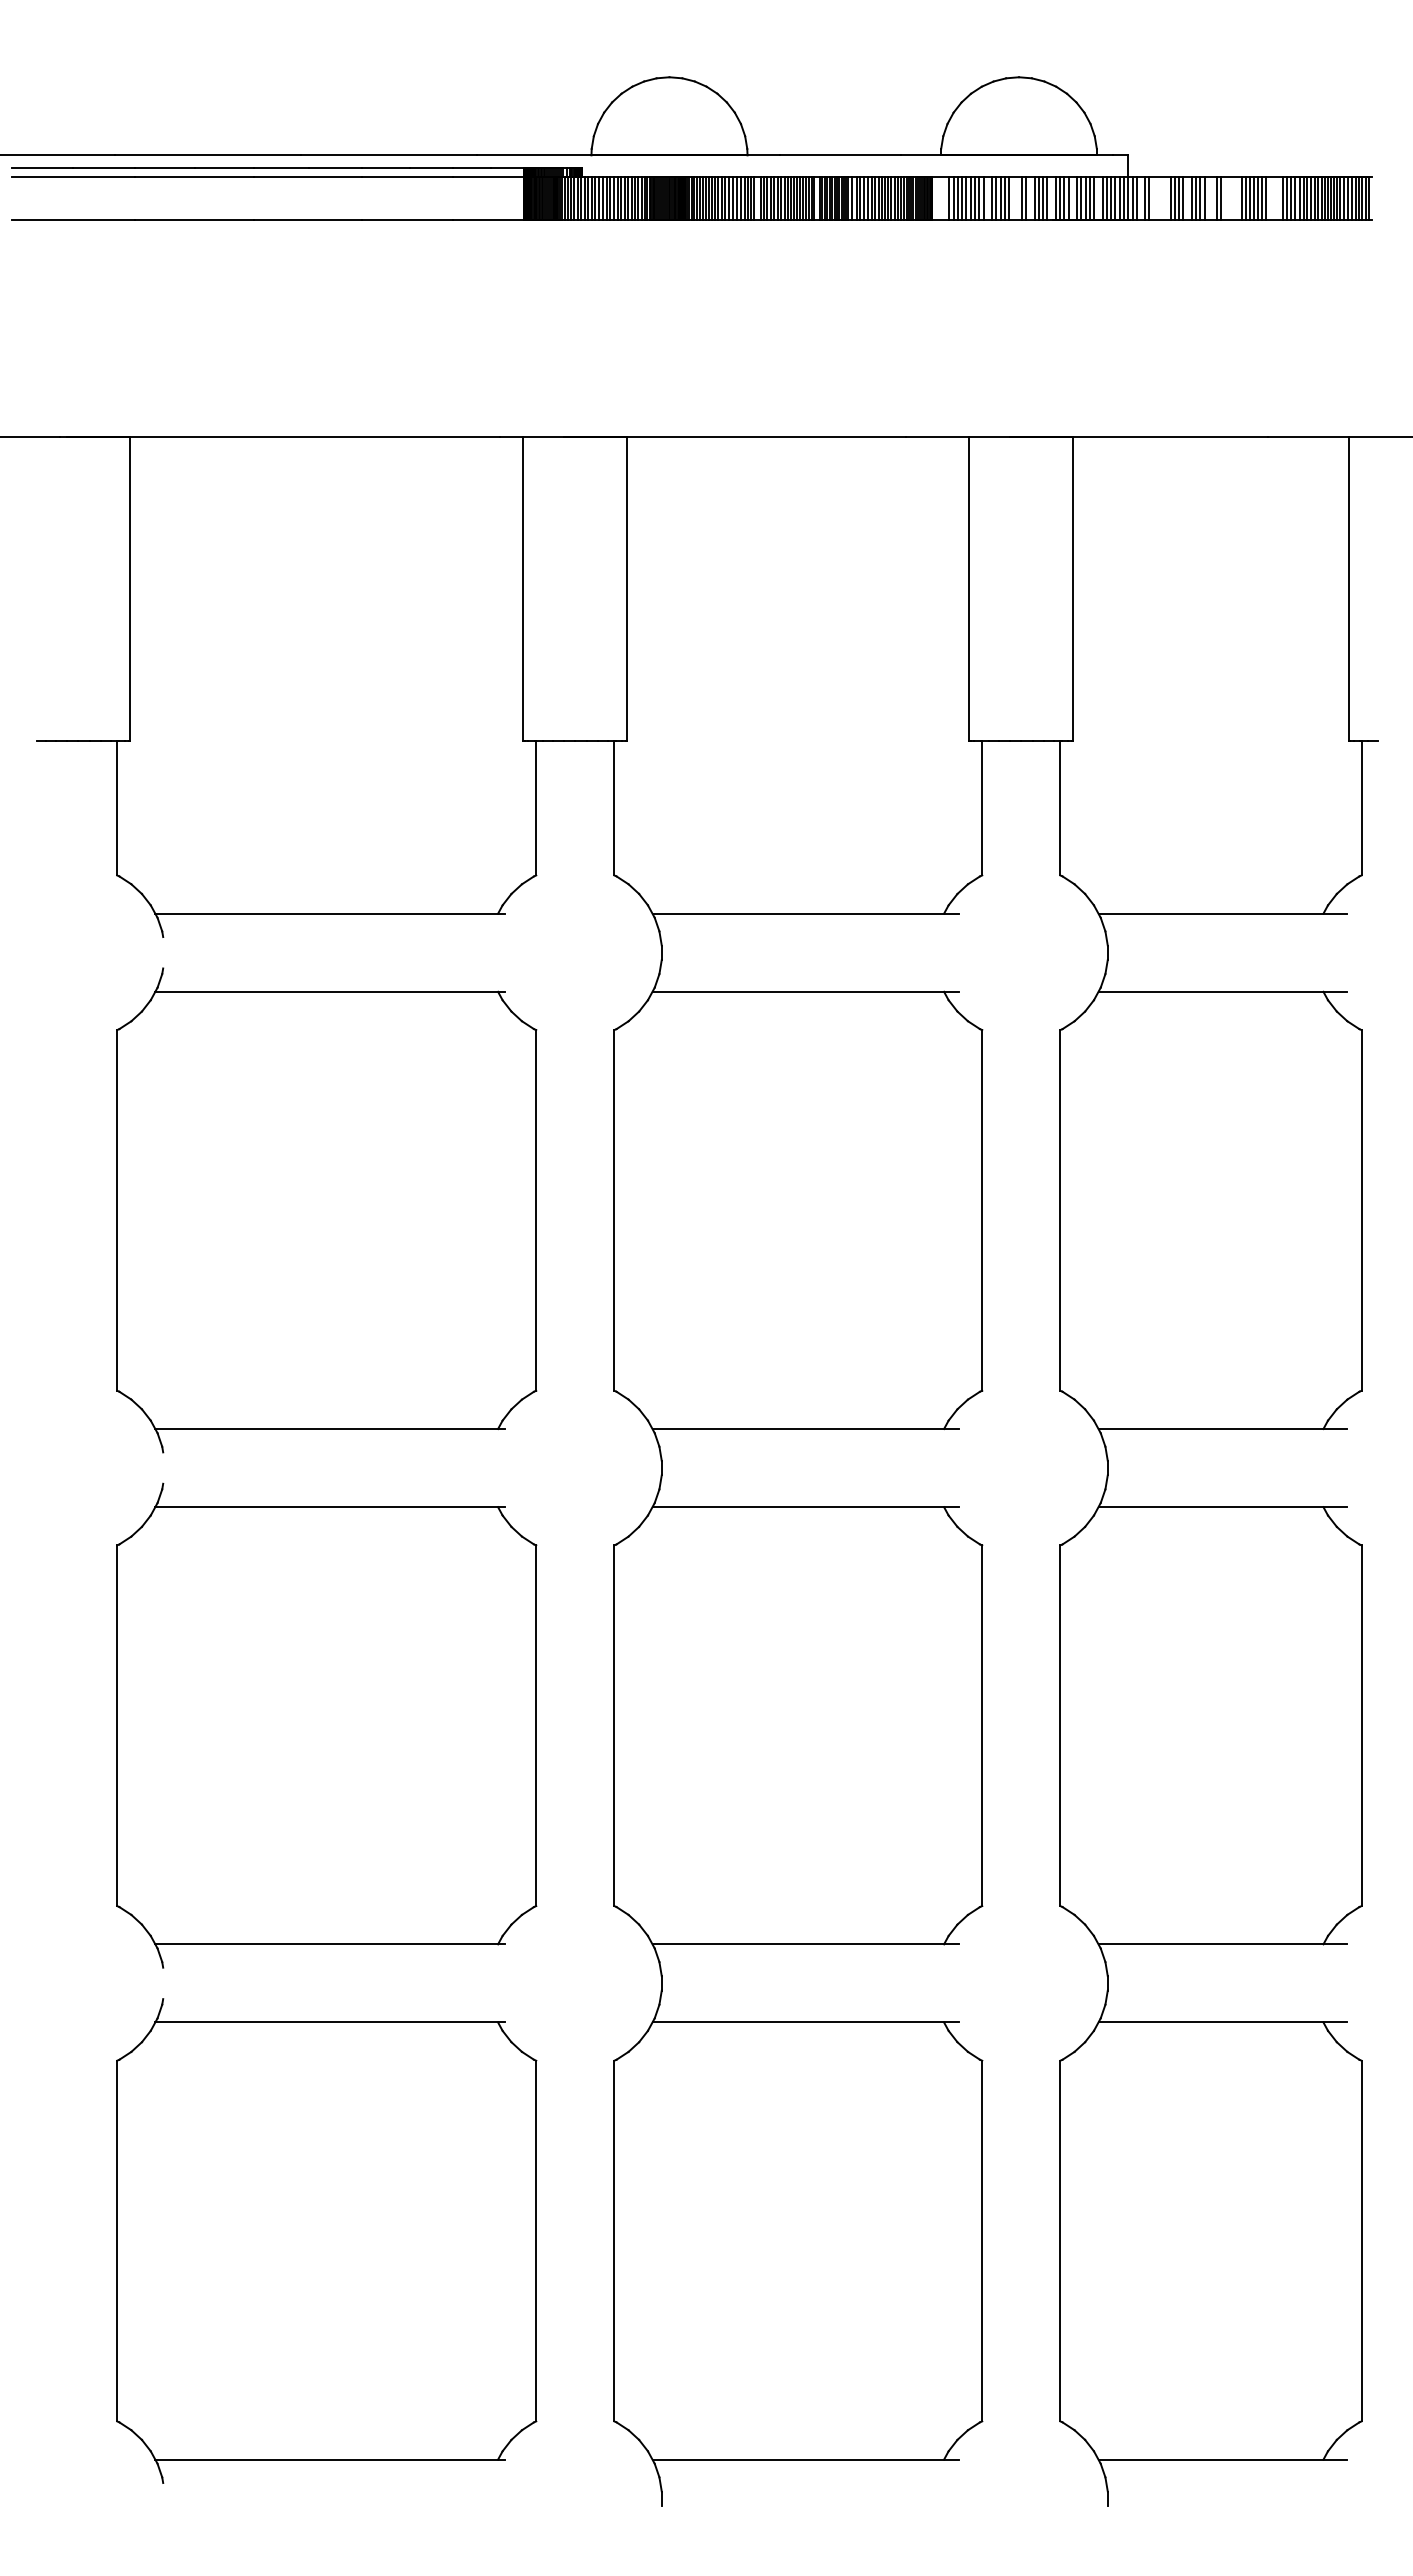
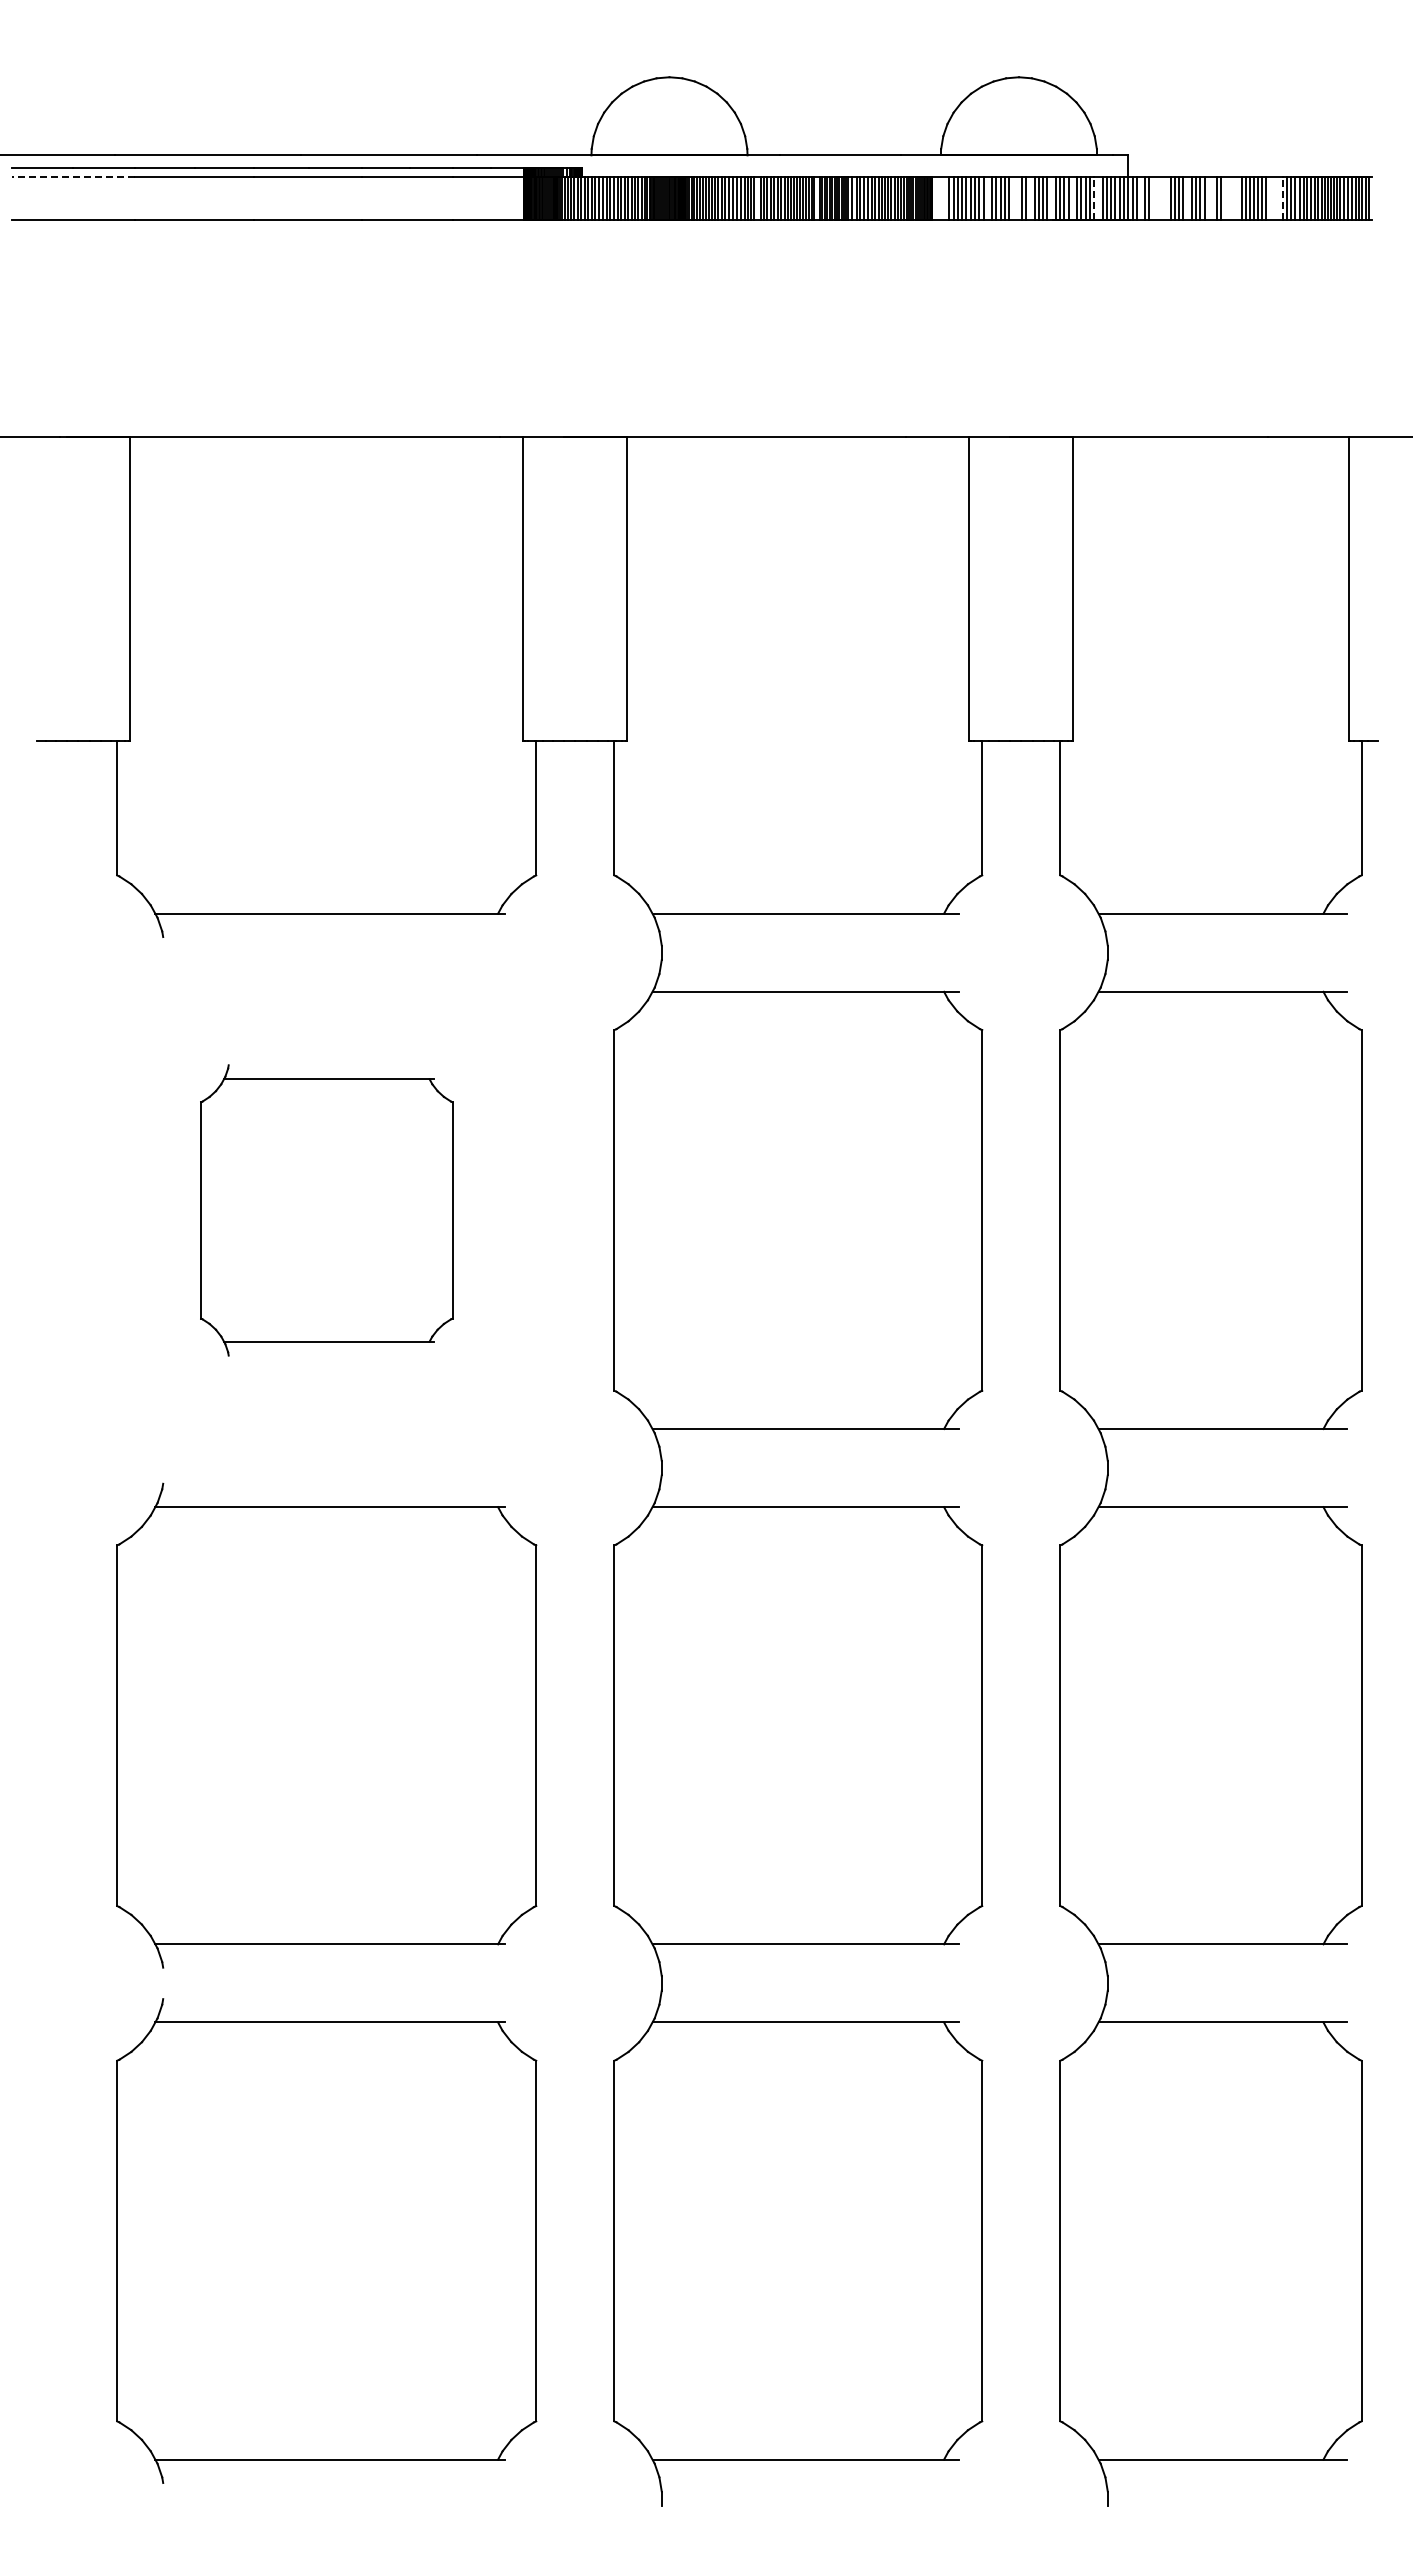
line: solid -> dashed (73, 177)
line: solid -> dashed (1094, 198)
line: solid -> dashed (1282, 198)
part size: 422x487 px -> 254x293 px (326, 1210)
